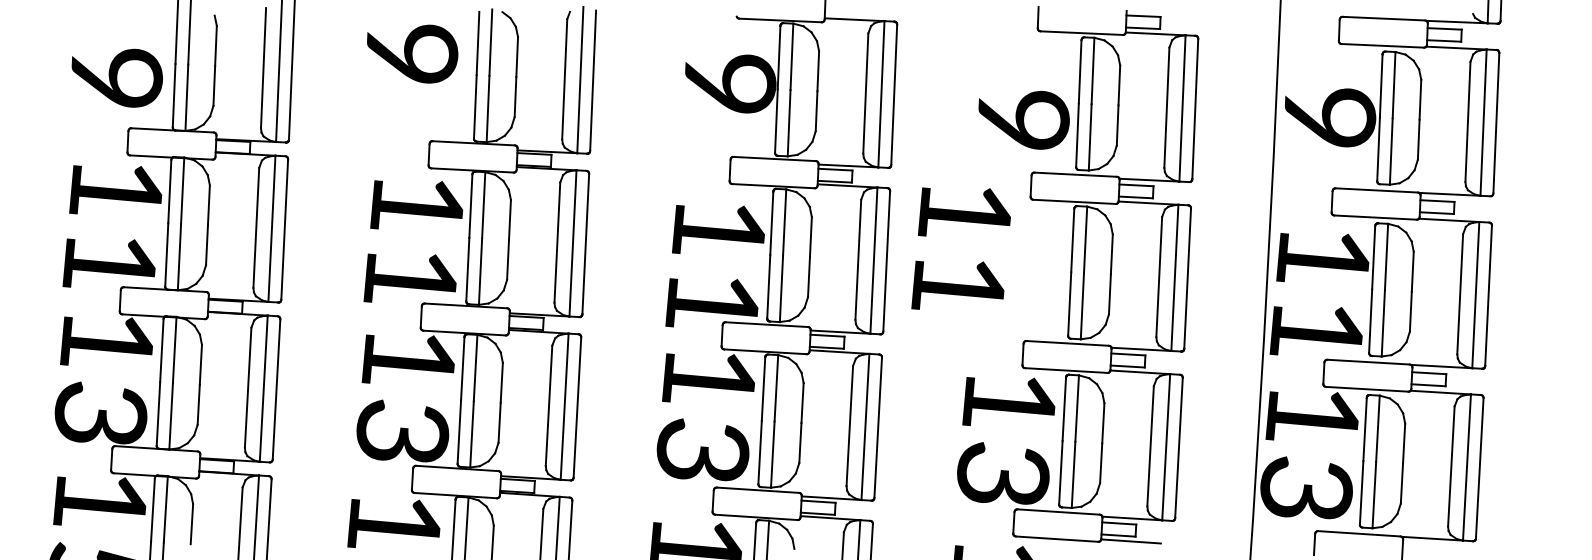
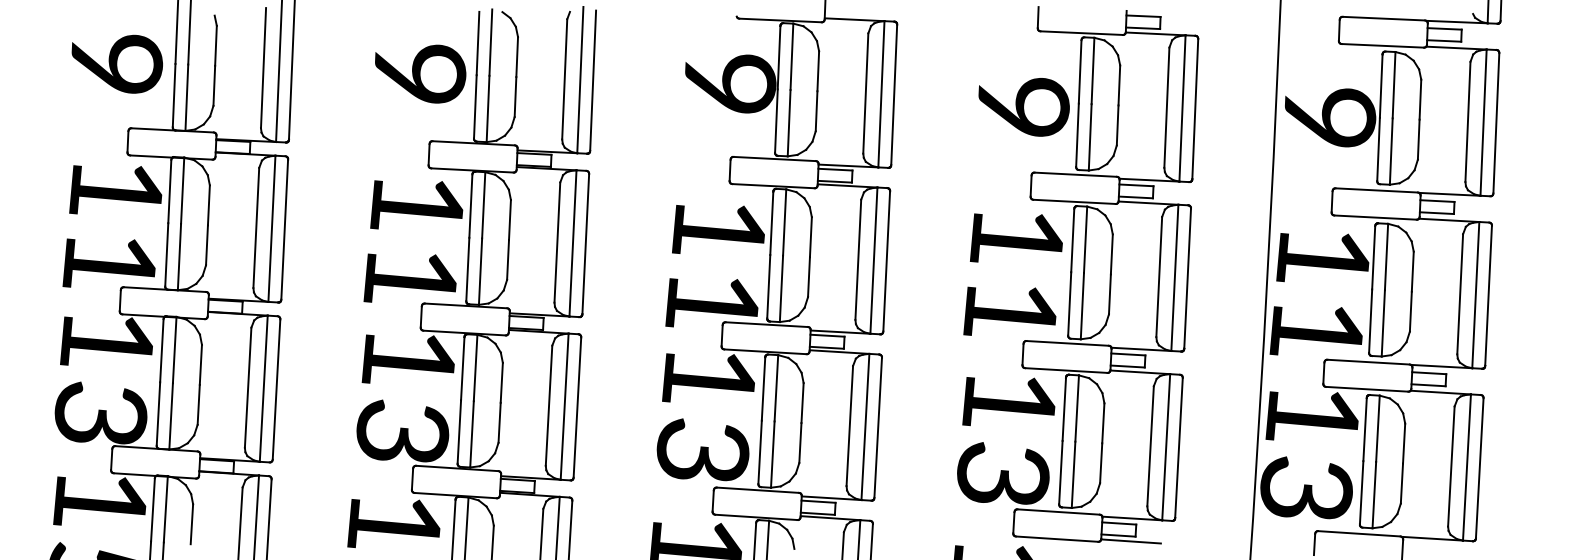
text position: (412, 53) -> (420, 73) (420, 73)
text position: (116, 77) -> (116, 63) (116, 63)
text position: (1023, 120) -> (1023, 107) (1023, 107)
text position: (960, 248) -> (1012, 274) (1012, 274)
